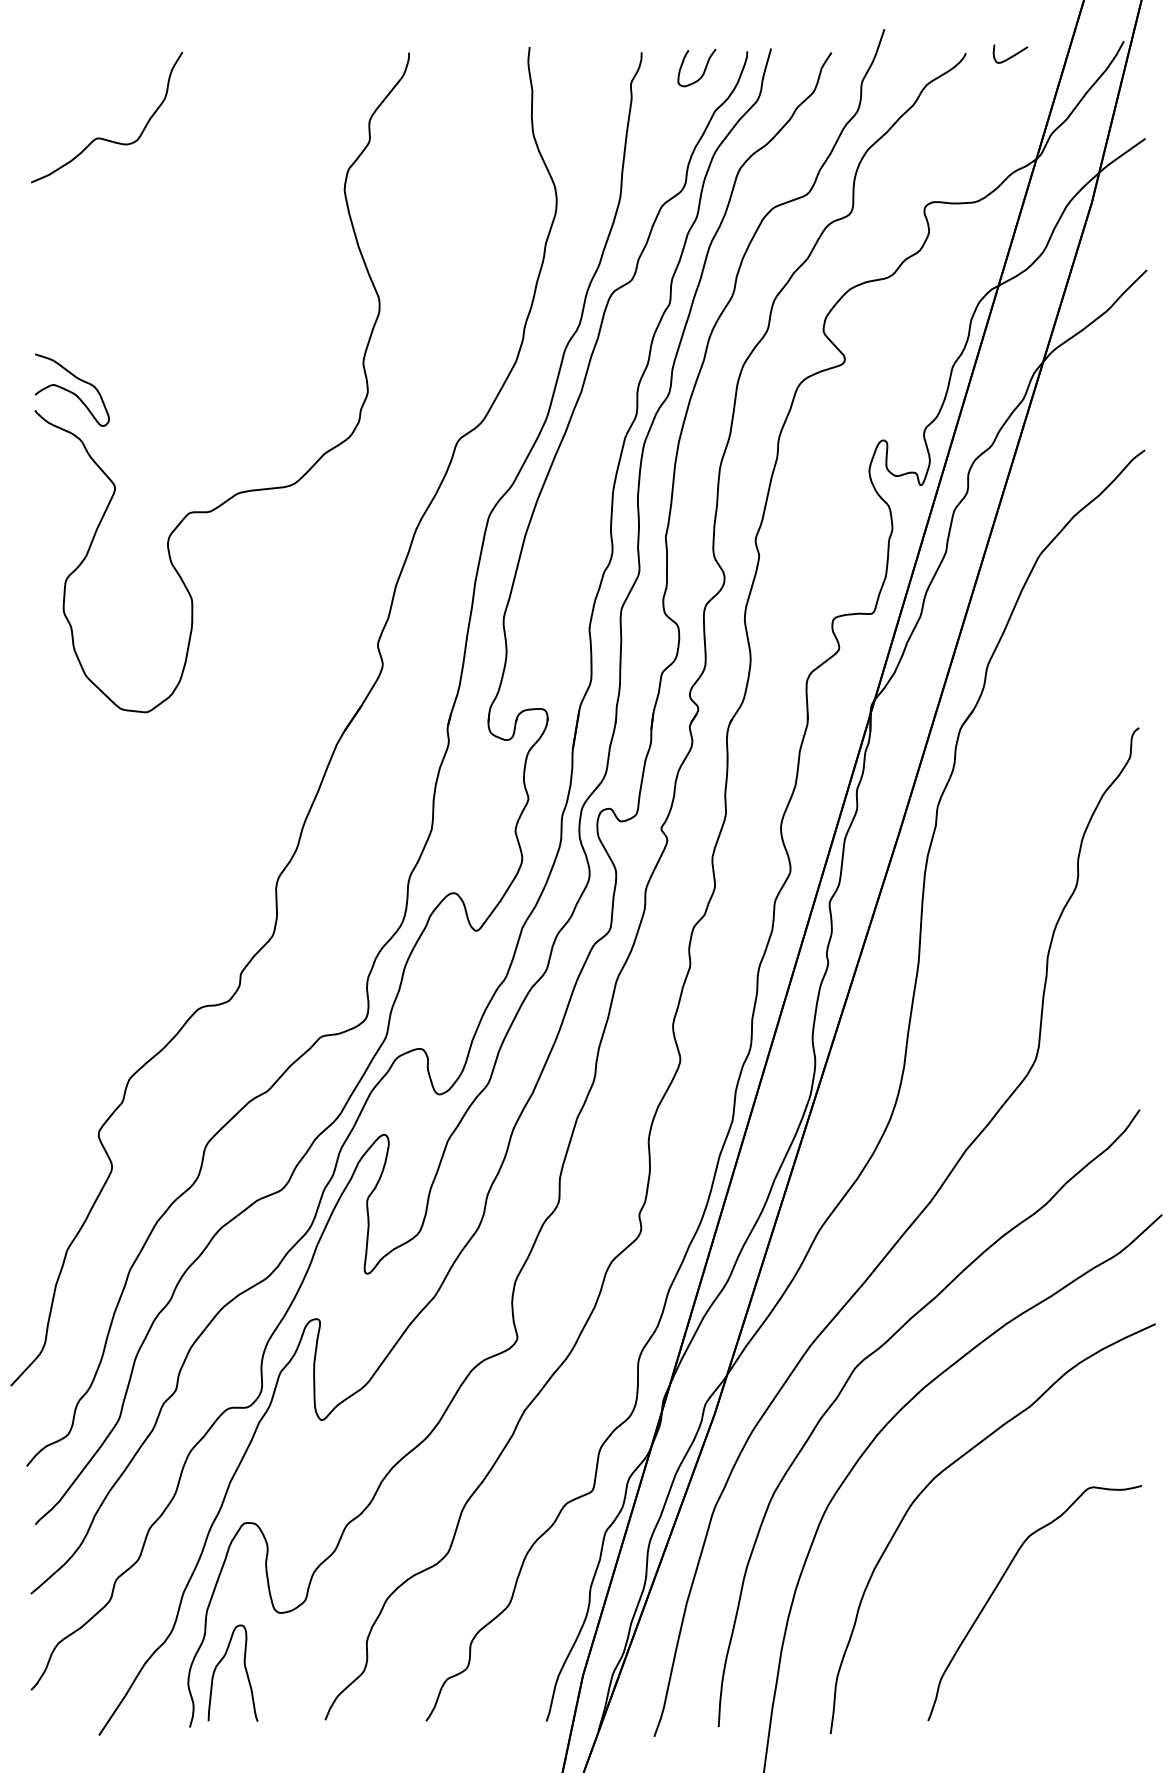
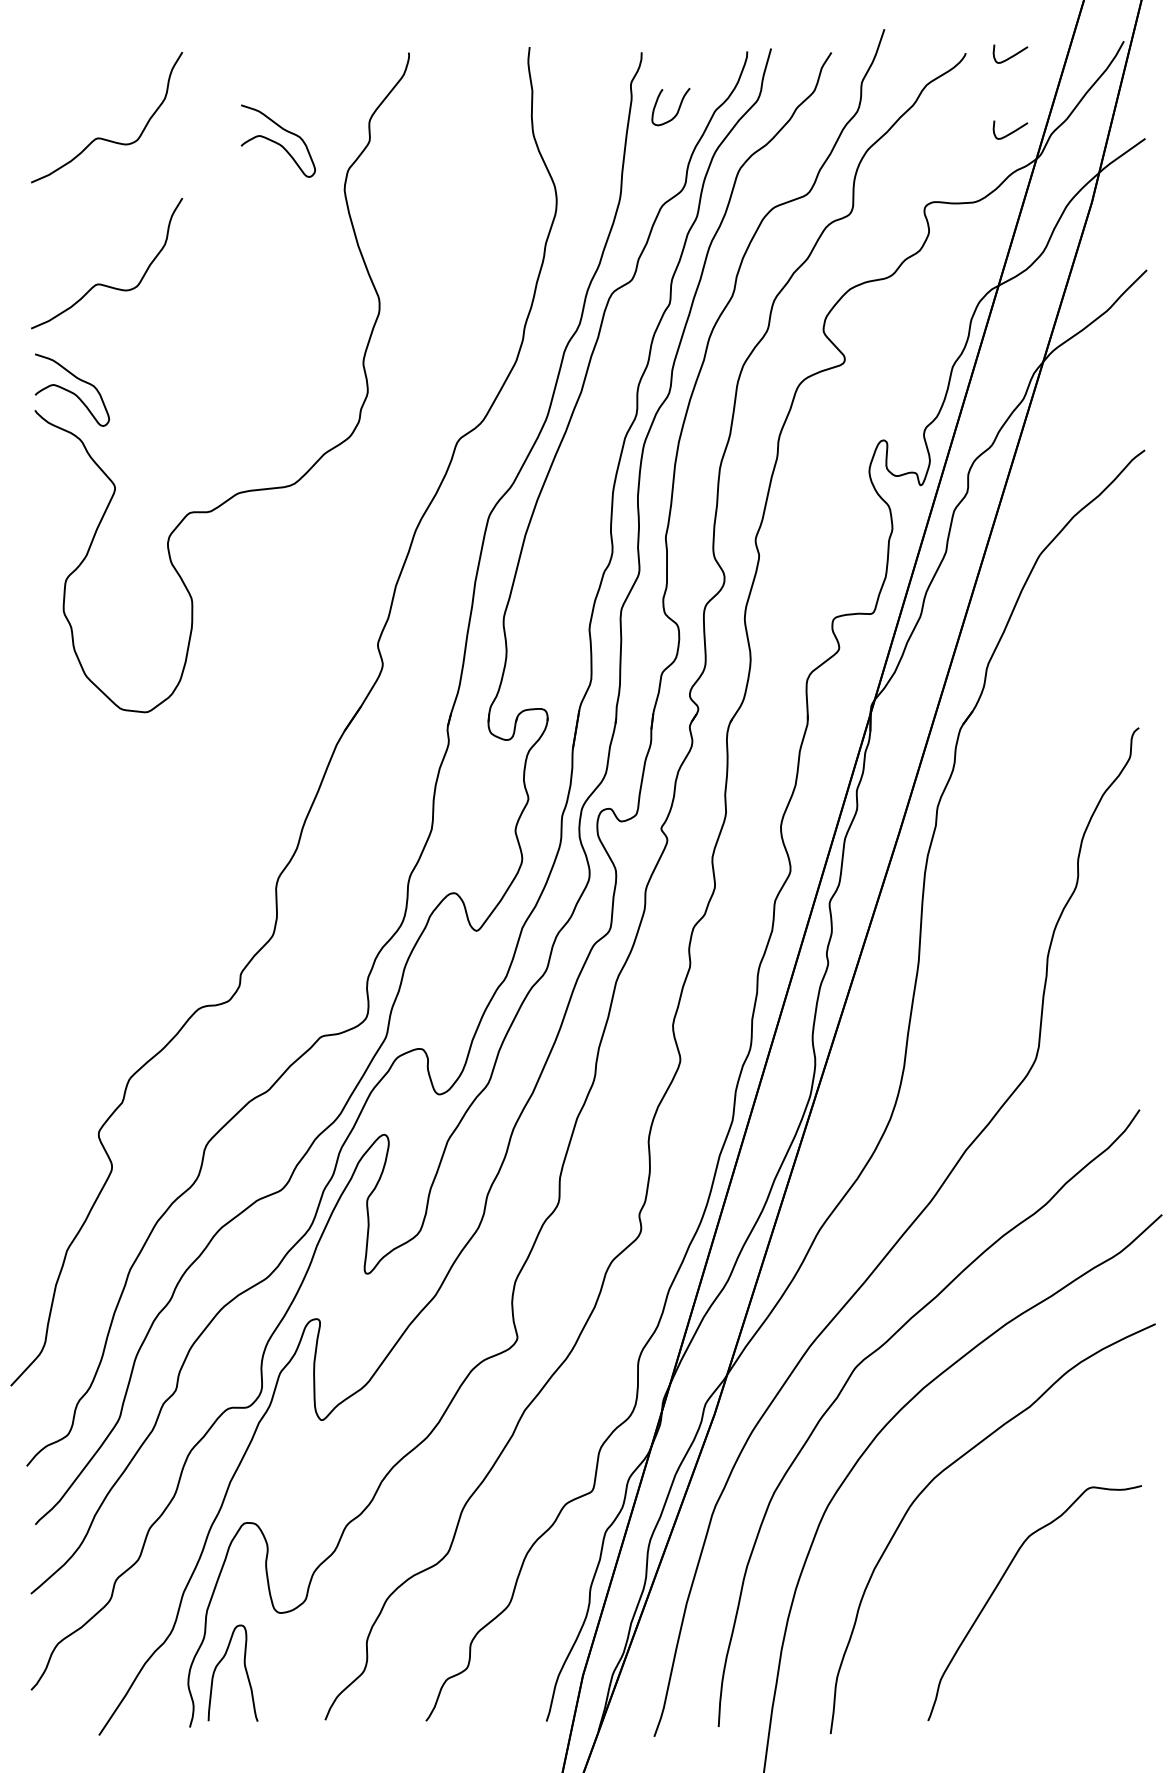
curve position: (704, 68) -> (678, 107) (678, 107)
curve: none -> present (1012, 131)
curve: none -> present (278, 142)
curve: none -> present (101, 283)
